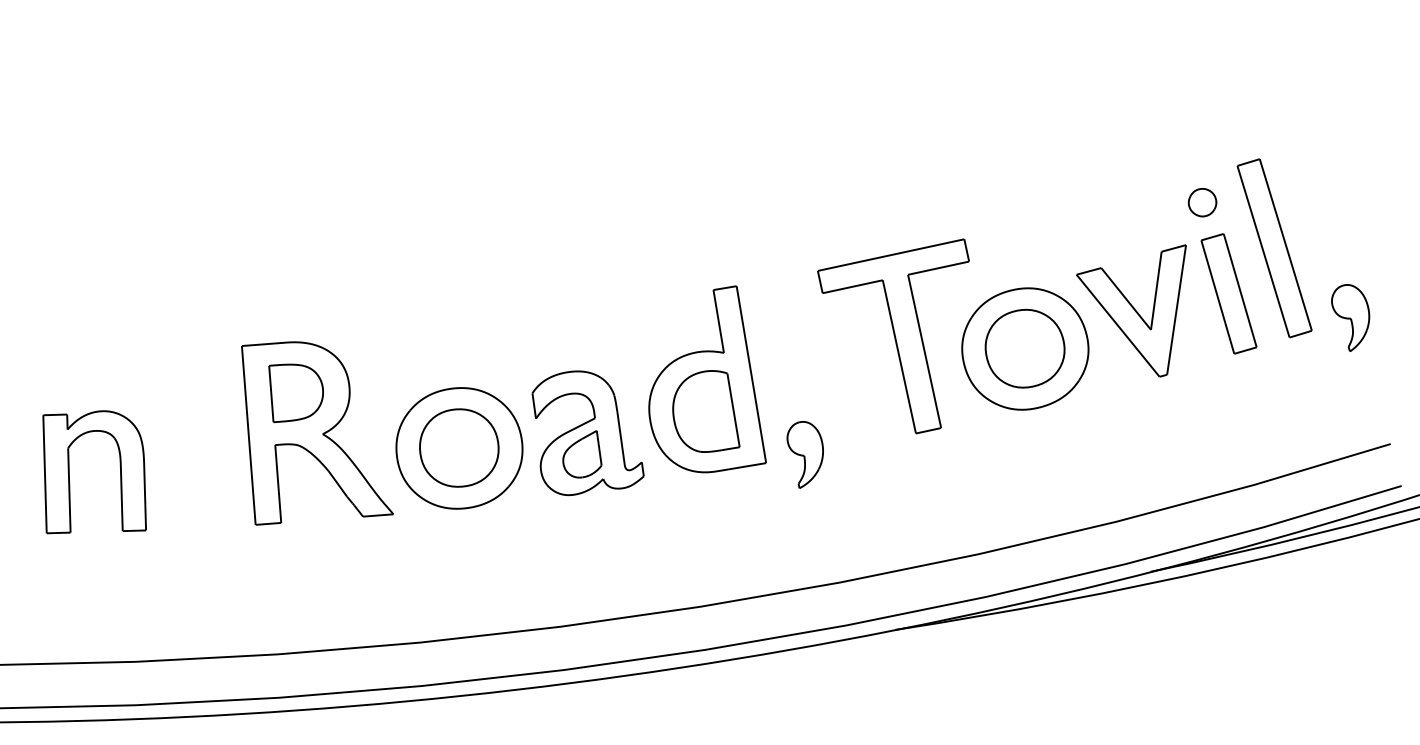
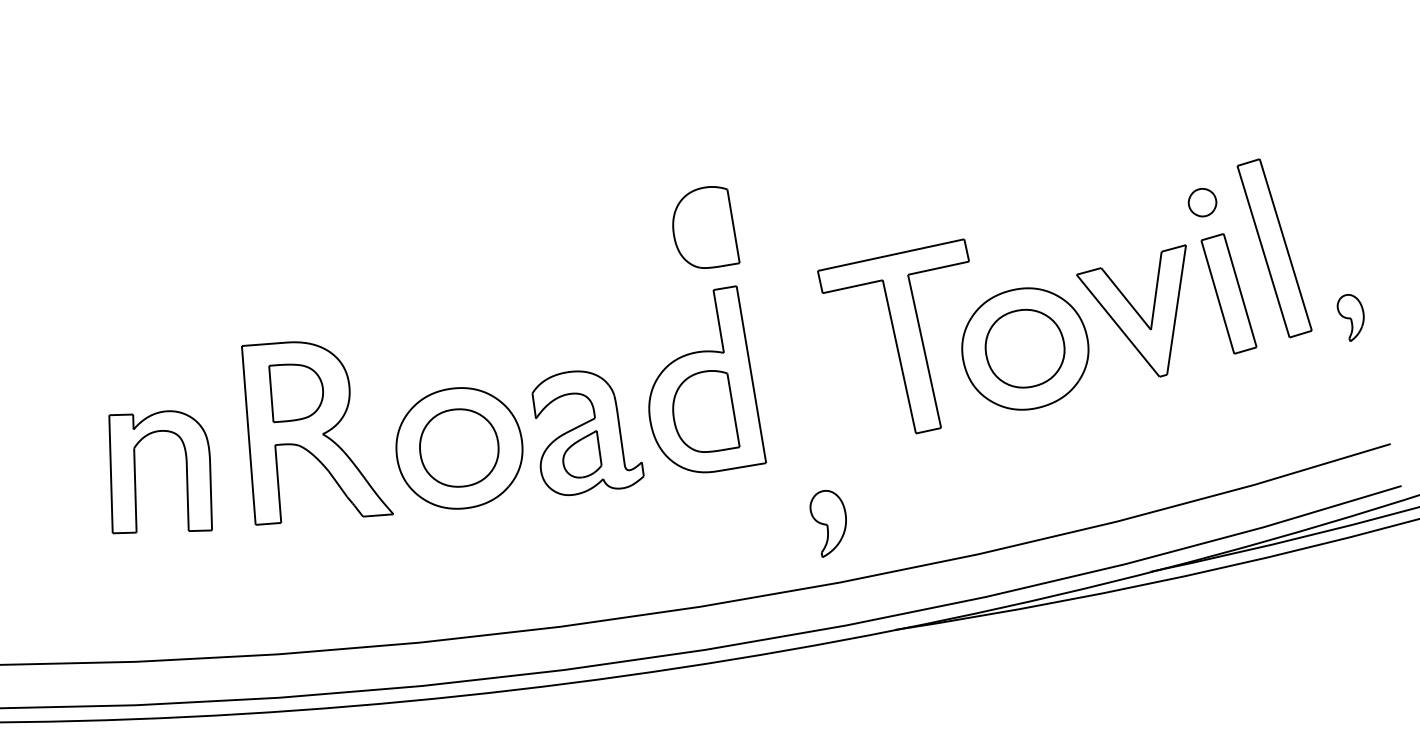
part: none -> present (706, 227)
part size: 40x68 px -> 29x48 px (1350, 317)
part position: (804, 454) -> (827, 523) (827, 523)
part position: (69, 472) -> (135, 472) (135, 472)
